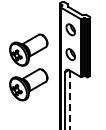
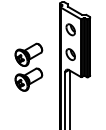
part size: 40x69 px -> 30x50 px (28, 66)
line: dashed -> solid (69, 100)
